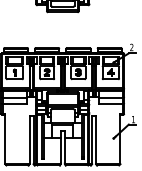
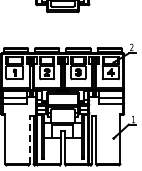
line: solid -> dashed (29, 140)
